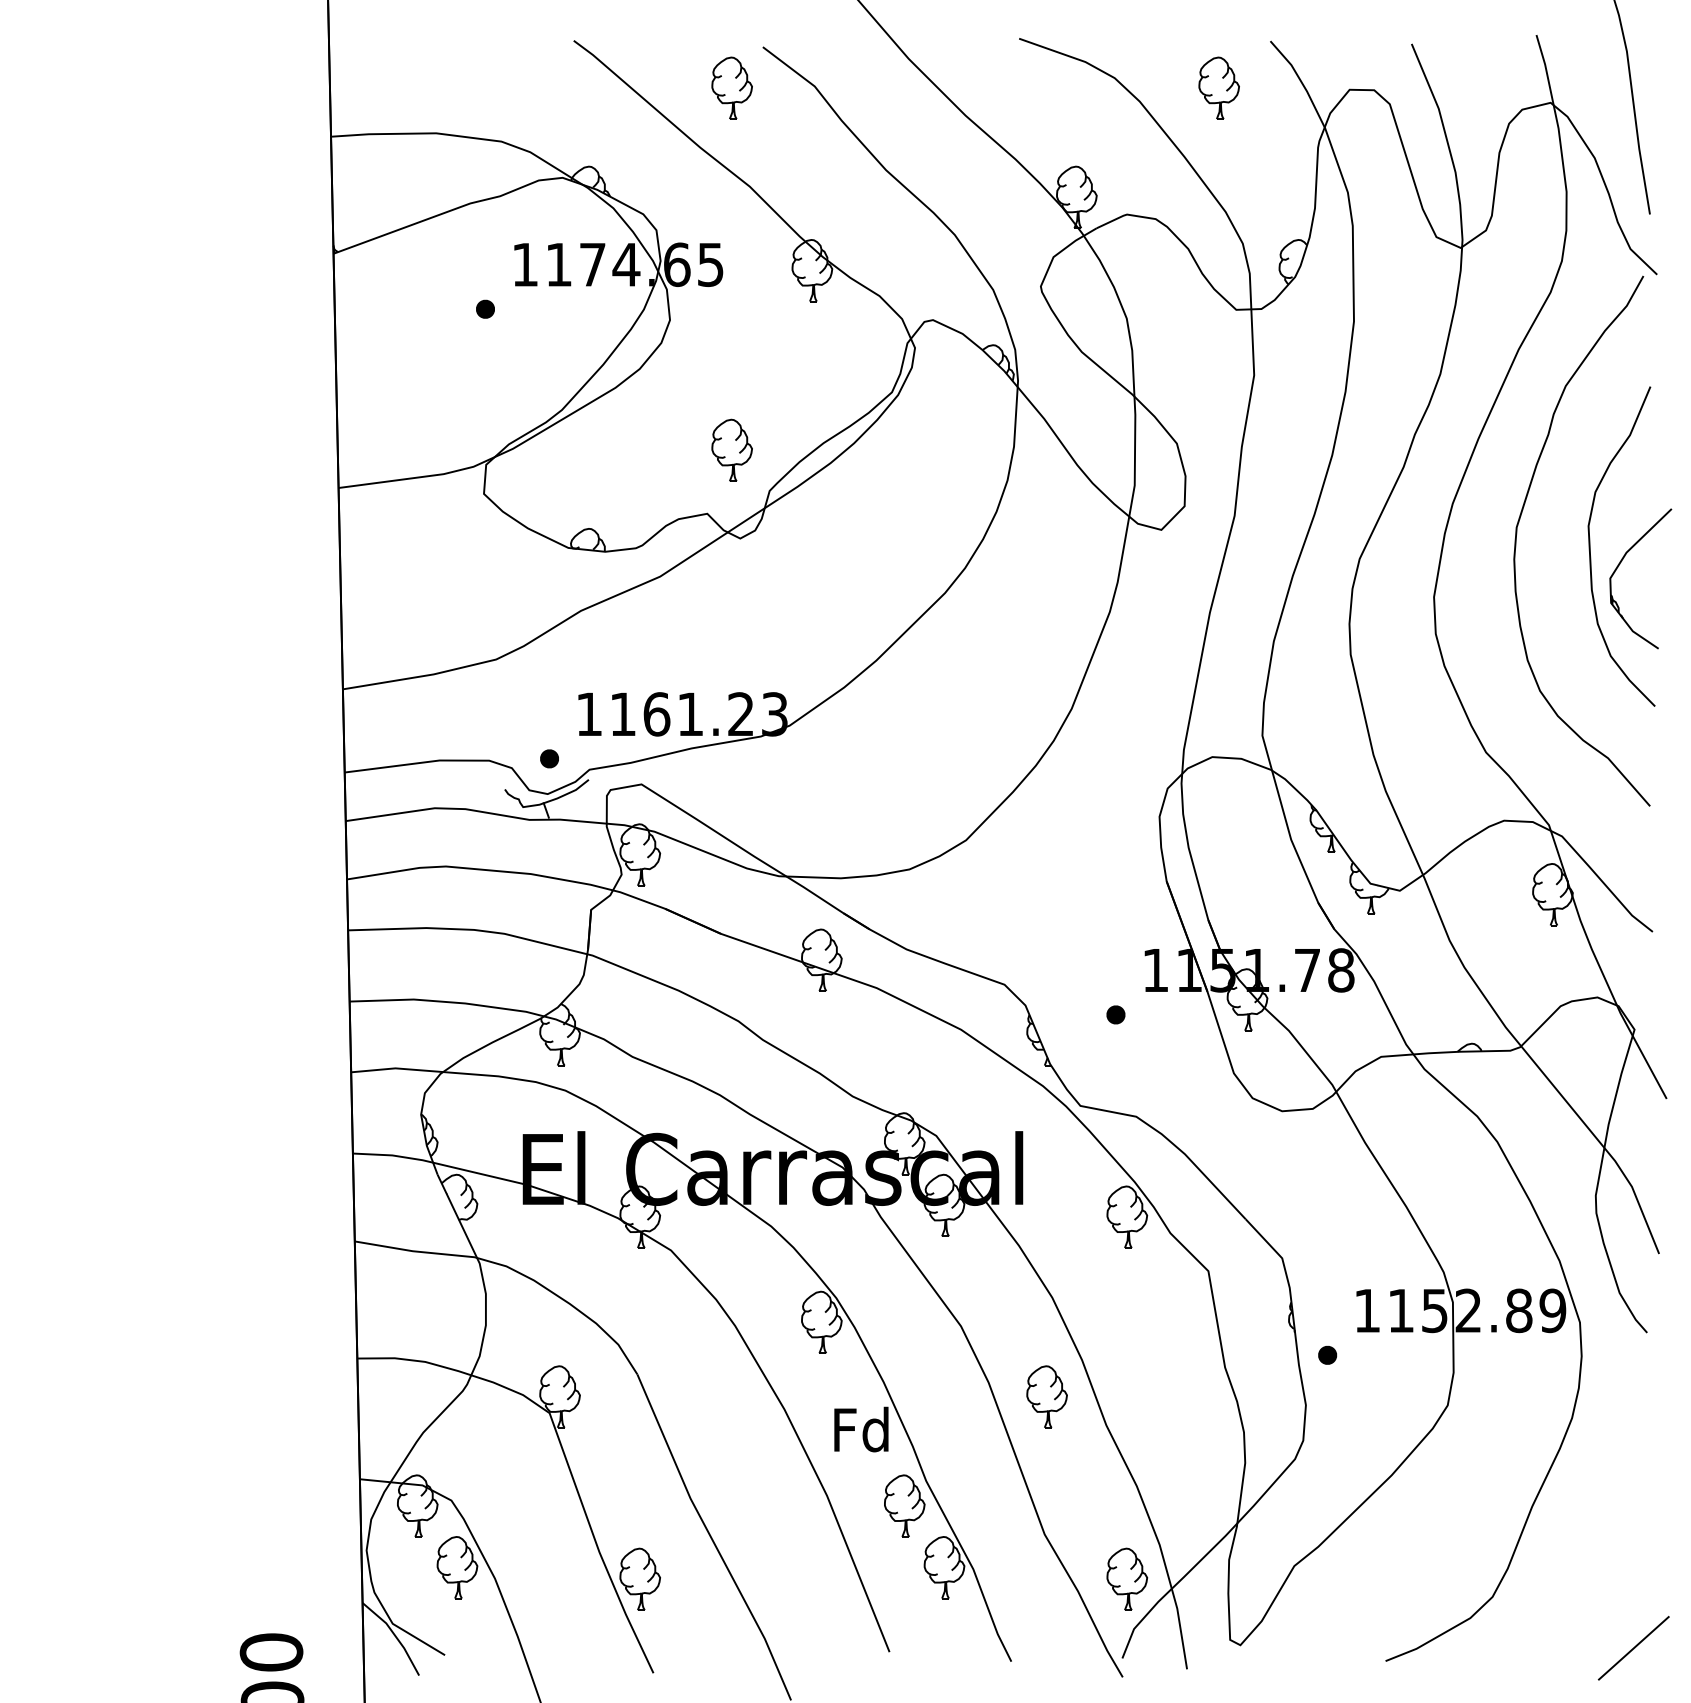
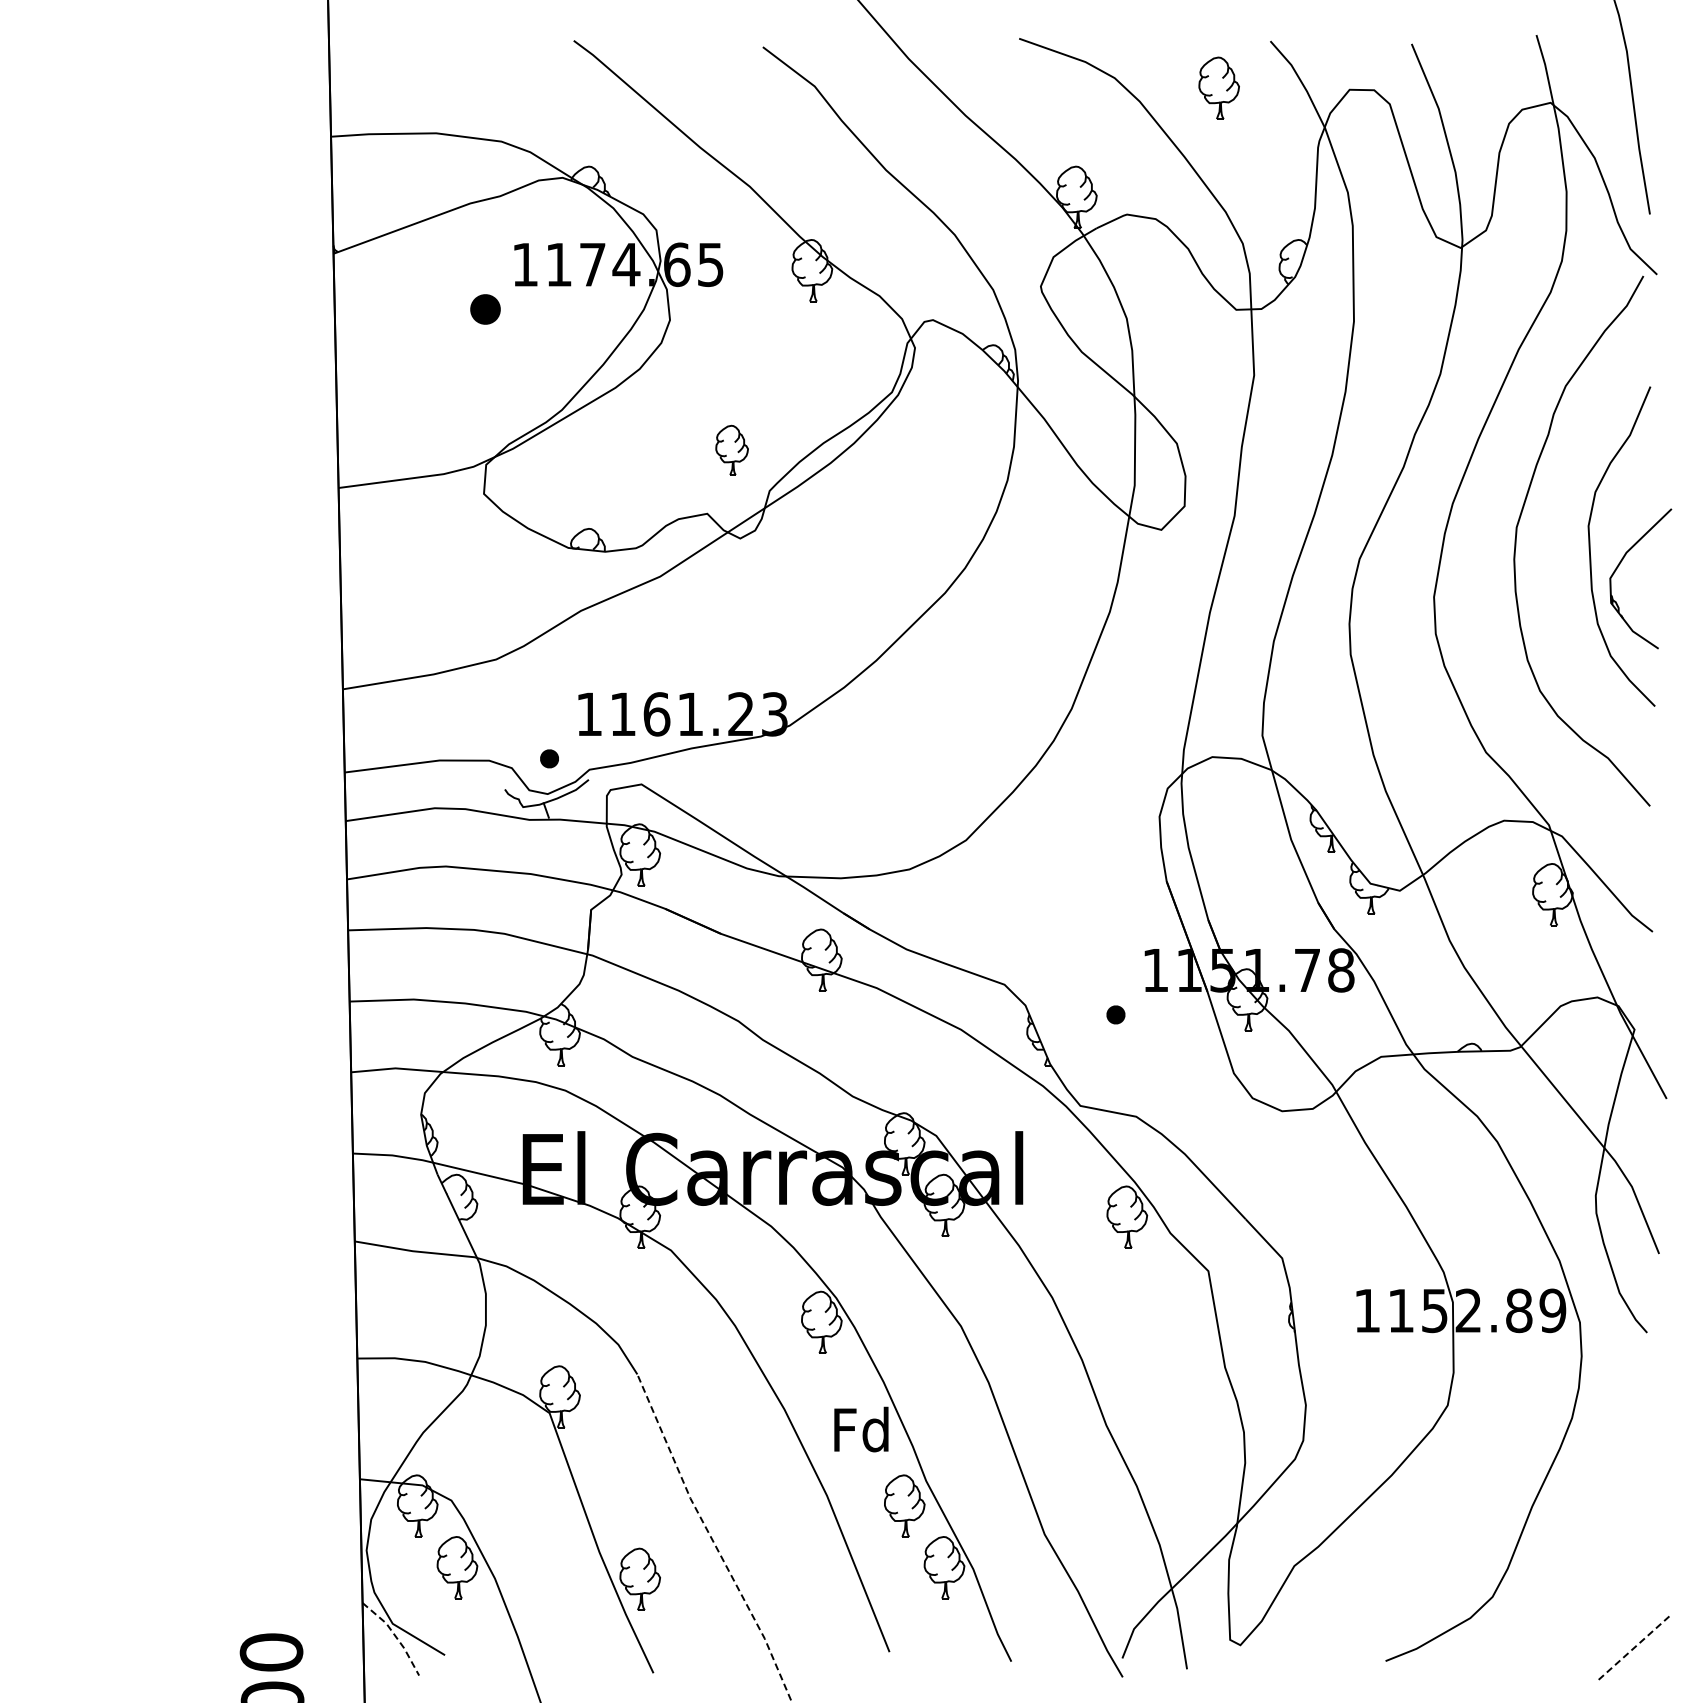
part: present -> none (731, 87)
part size: 19x20 px -> 31x31 px (485, 309)
part size: 42x64 px -> 34x52 px (731, 449)
part: present -> none (1327, 1354)
part: present -> none (1046, 1396)
line: solid -> dashed (711, 1538)
part: present -> none (1127, 1578)
line: solid -> dashed (395, 1636)
line: solid -> dashed (1633, 1648)
